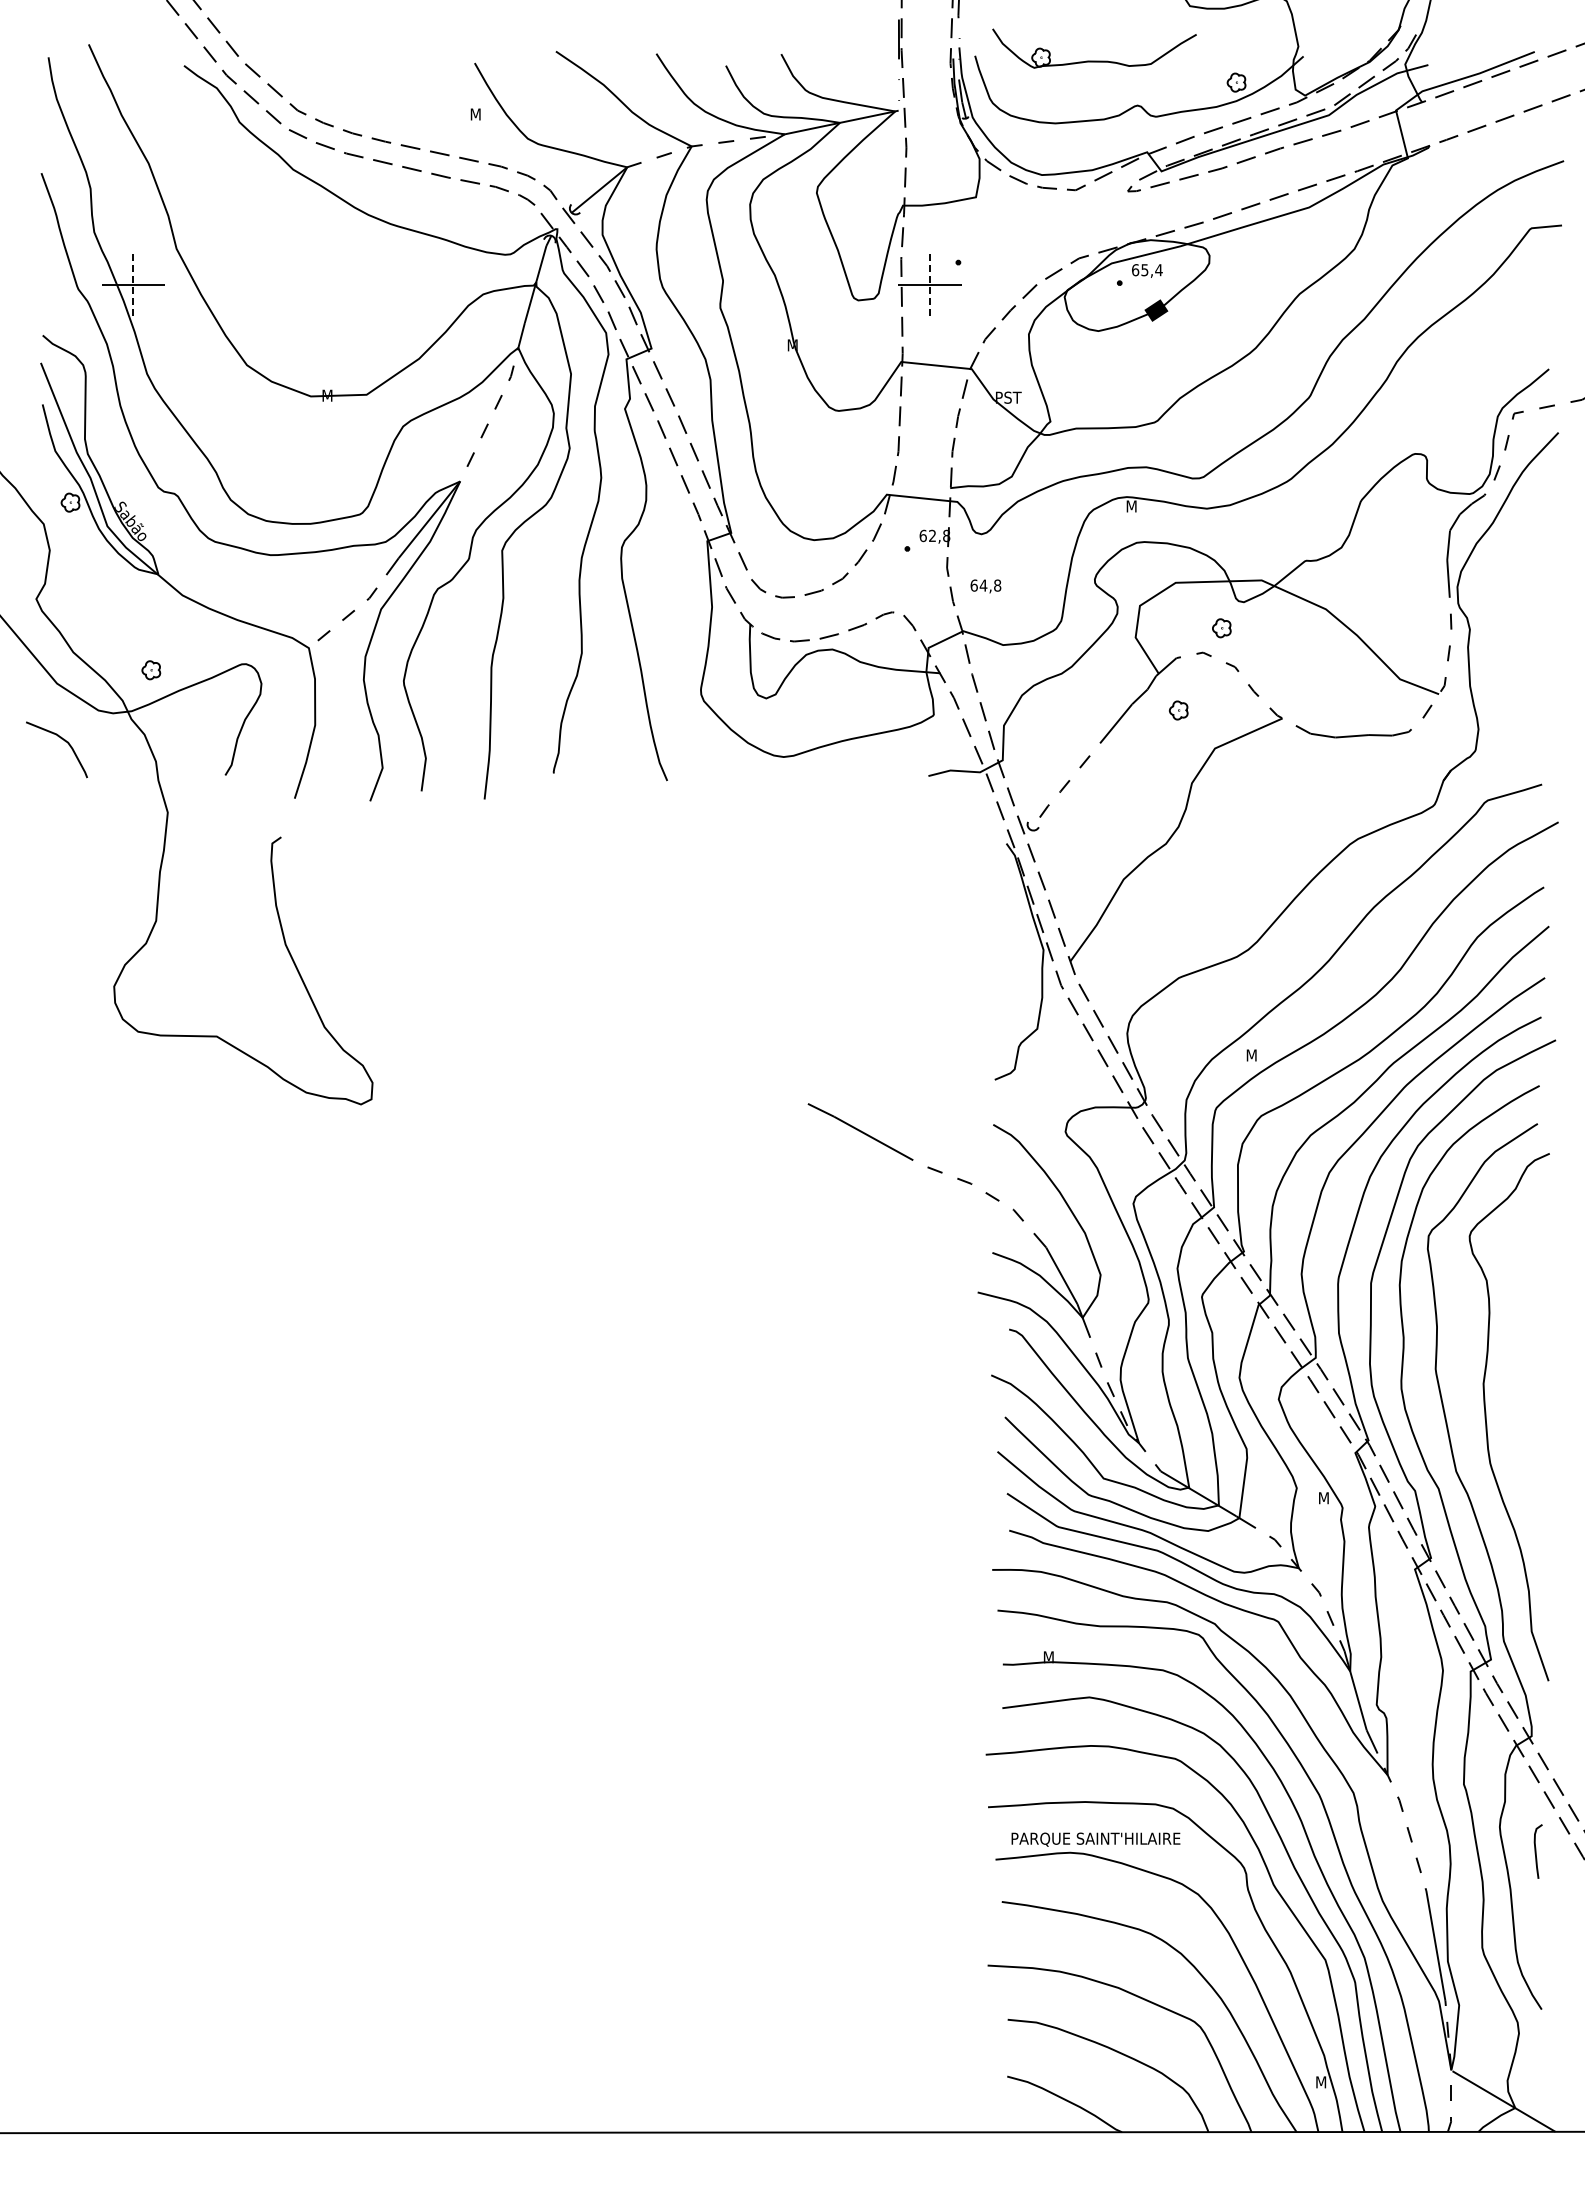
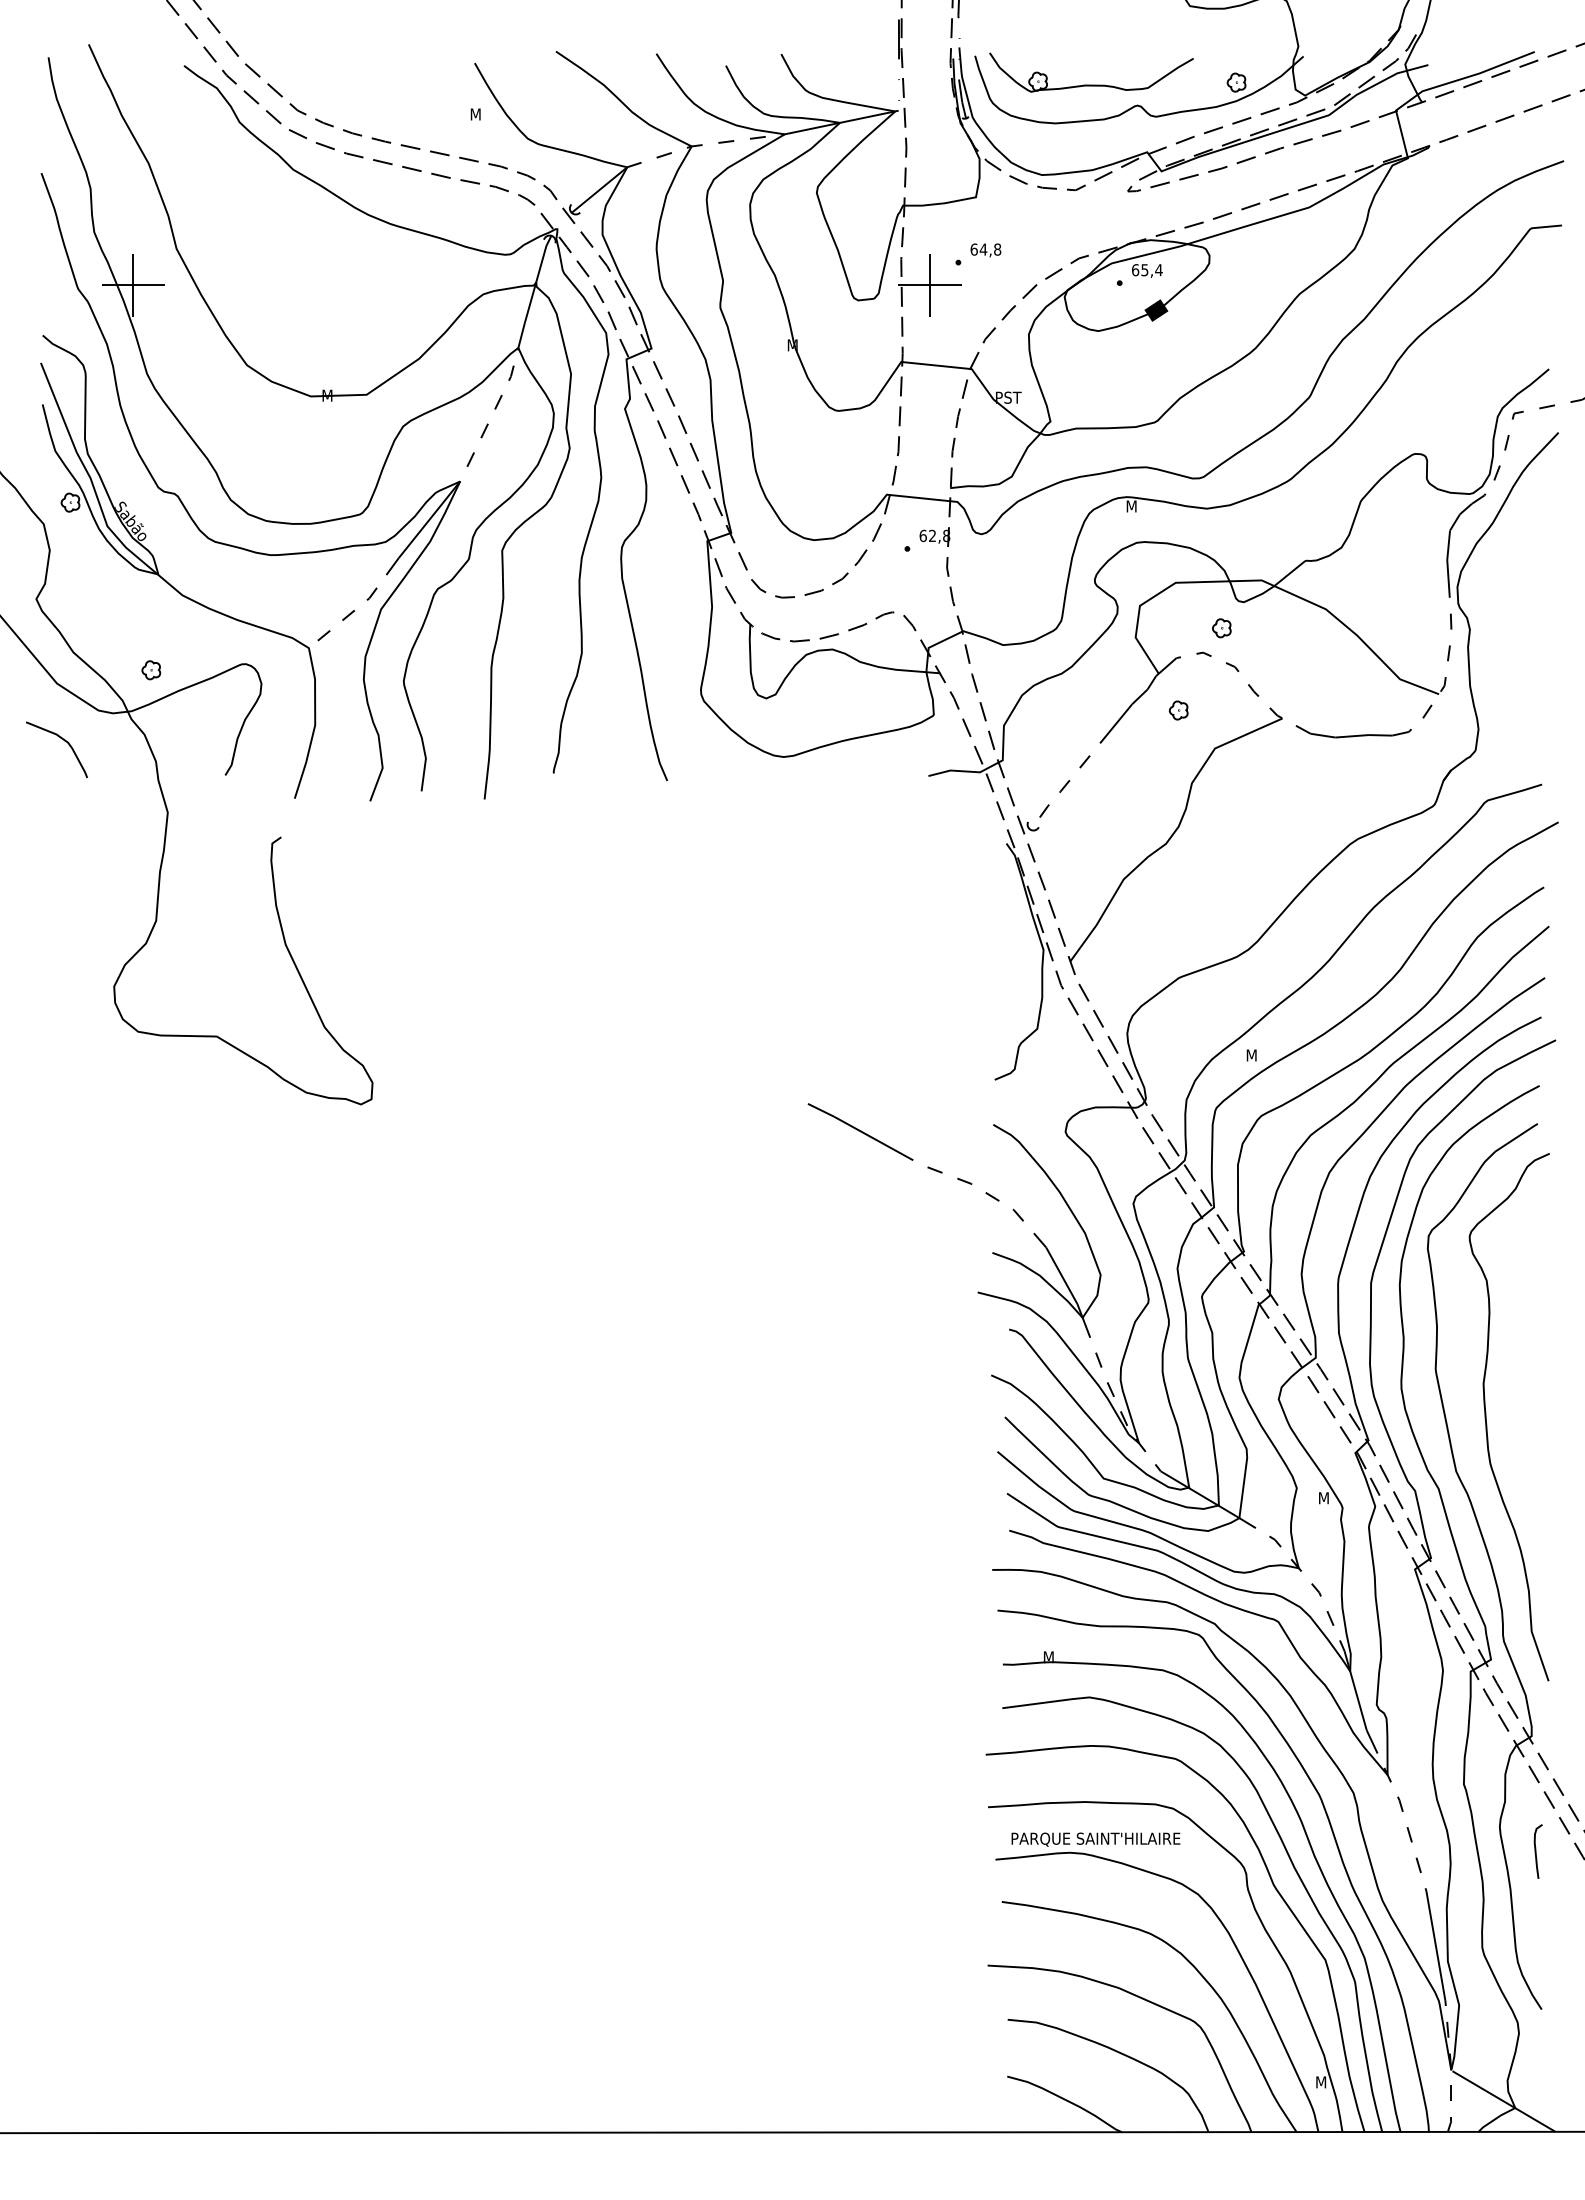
part position: (1094, 60) -> (1091, 84) (1091, 84)
line: dashed -> solid (133, 285)
line: dashed -> solid (930, 285)
text position: (985, 586) -> (985, 250) (985, 250)
